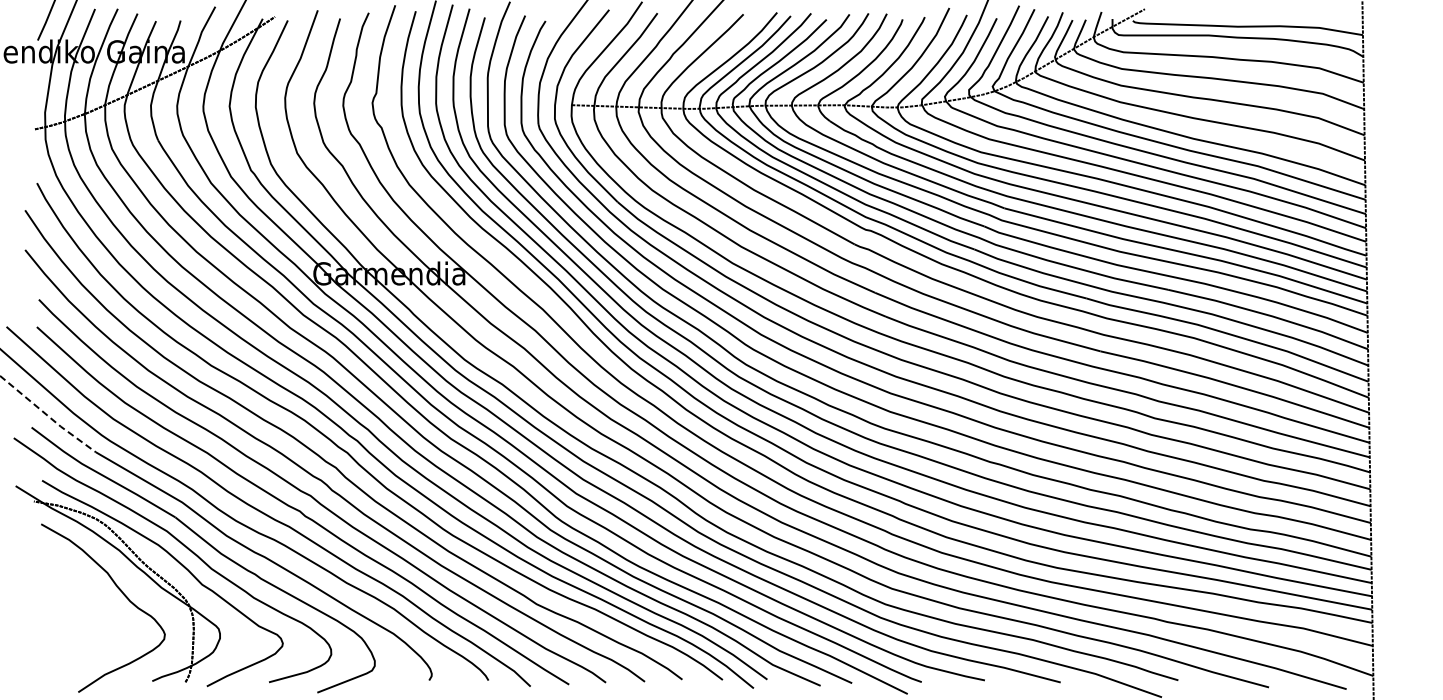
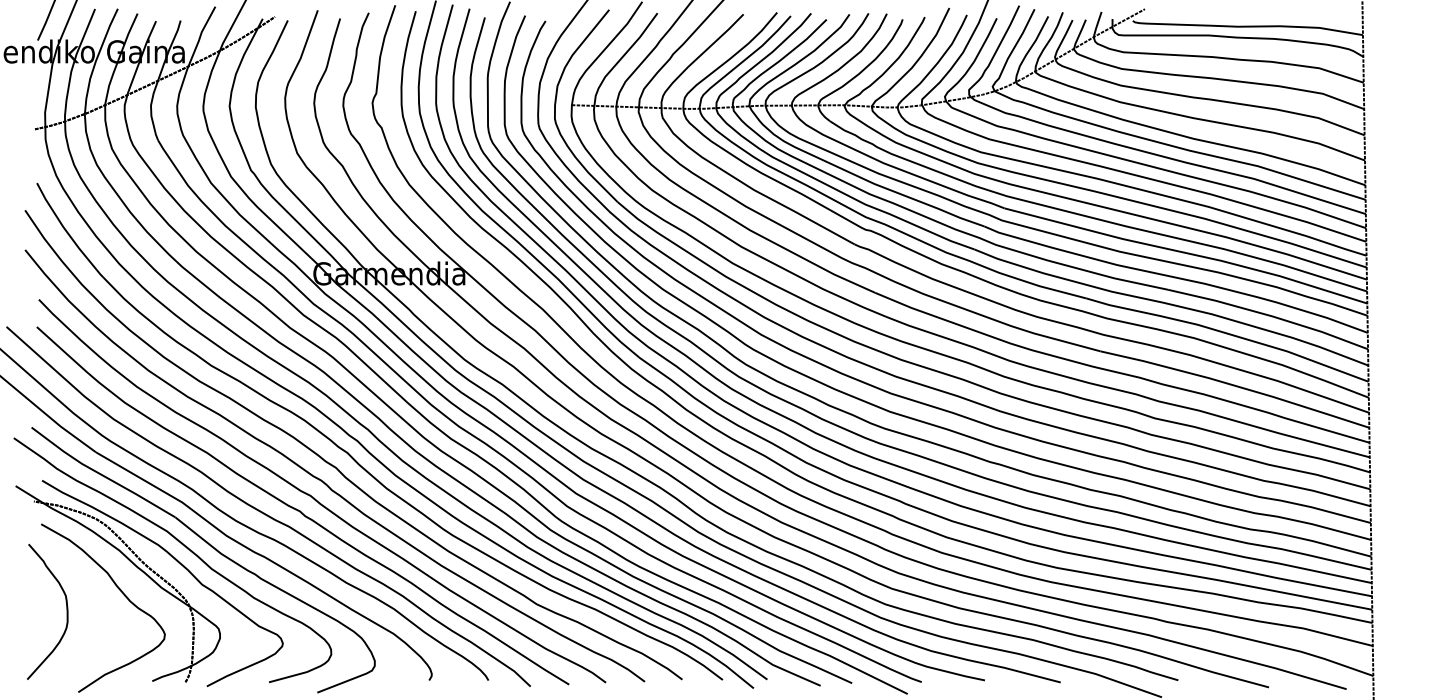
line: dashed -> solid (47, 415)
curve: none -> present (66, 611)
